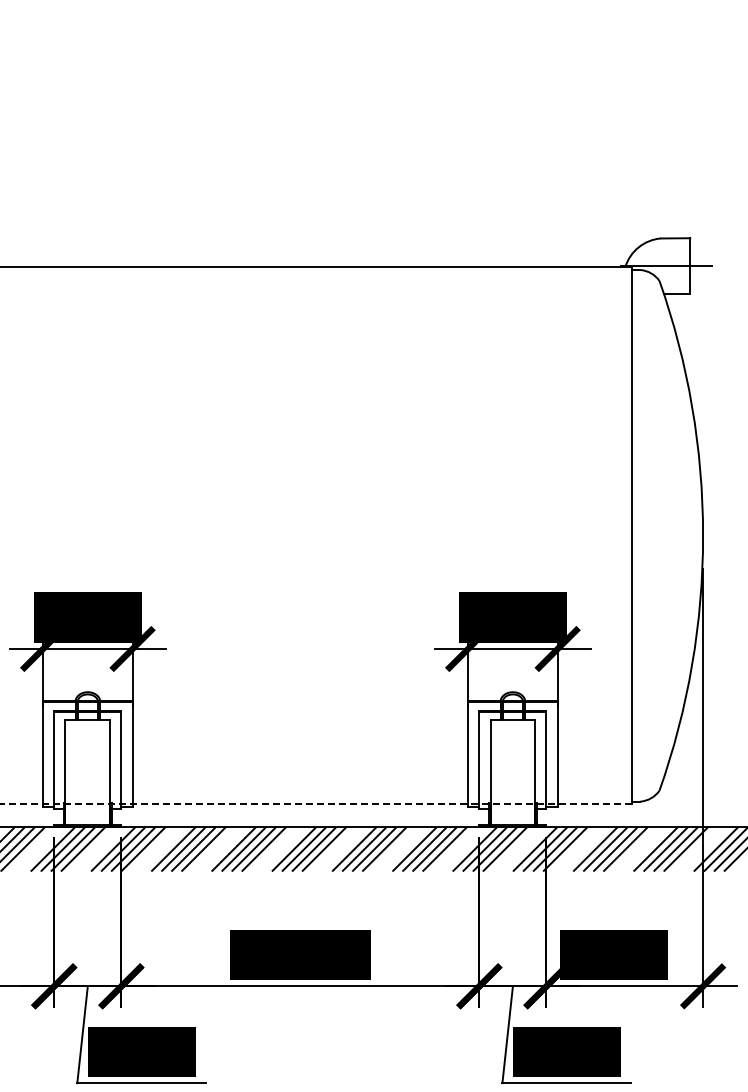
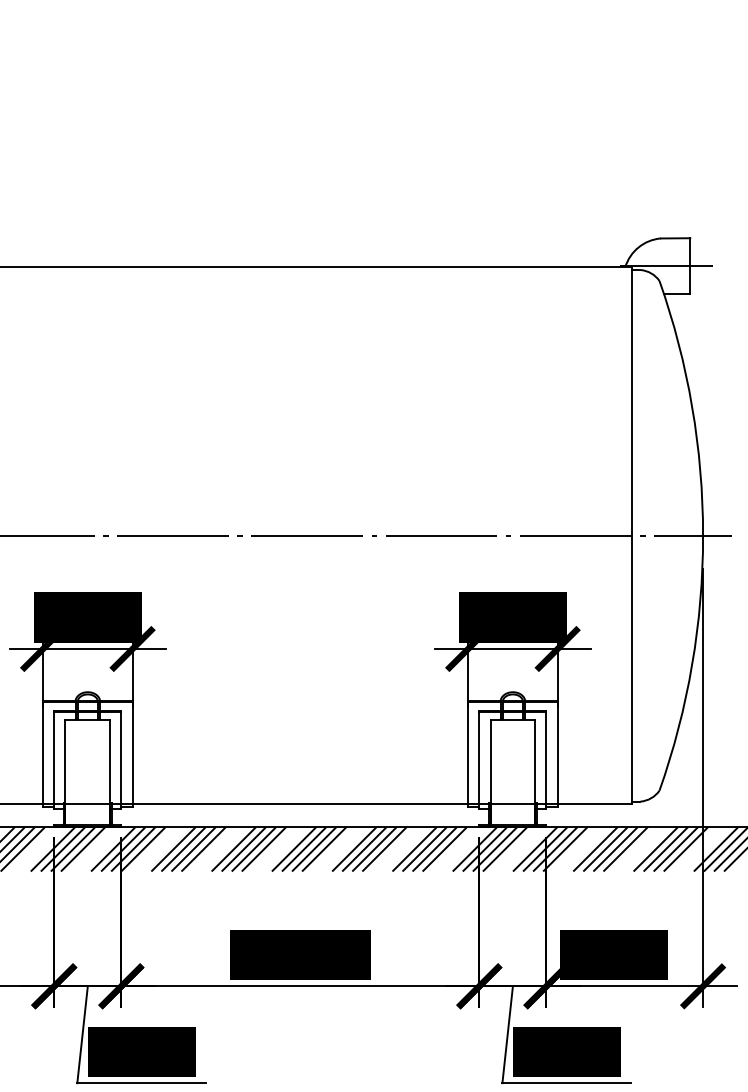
line: none -> present (367, 535)
line: dashed -> solid (315, 804)
